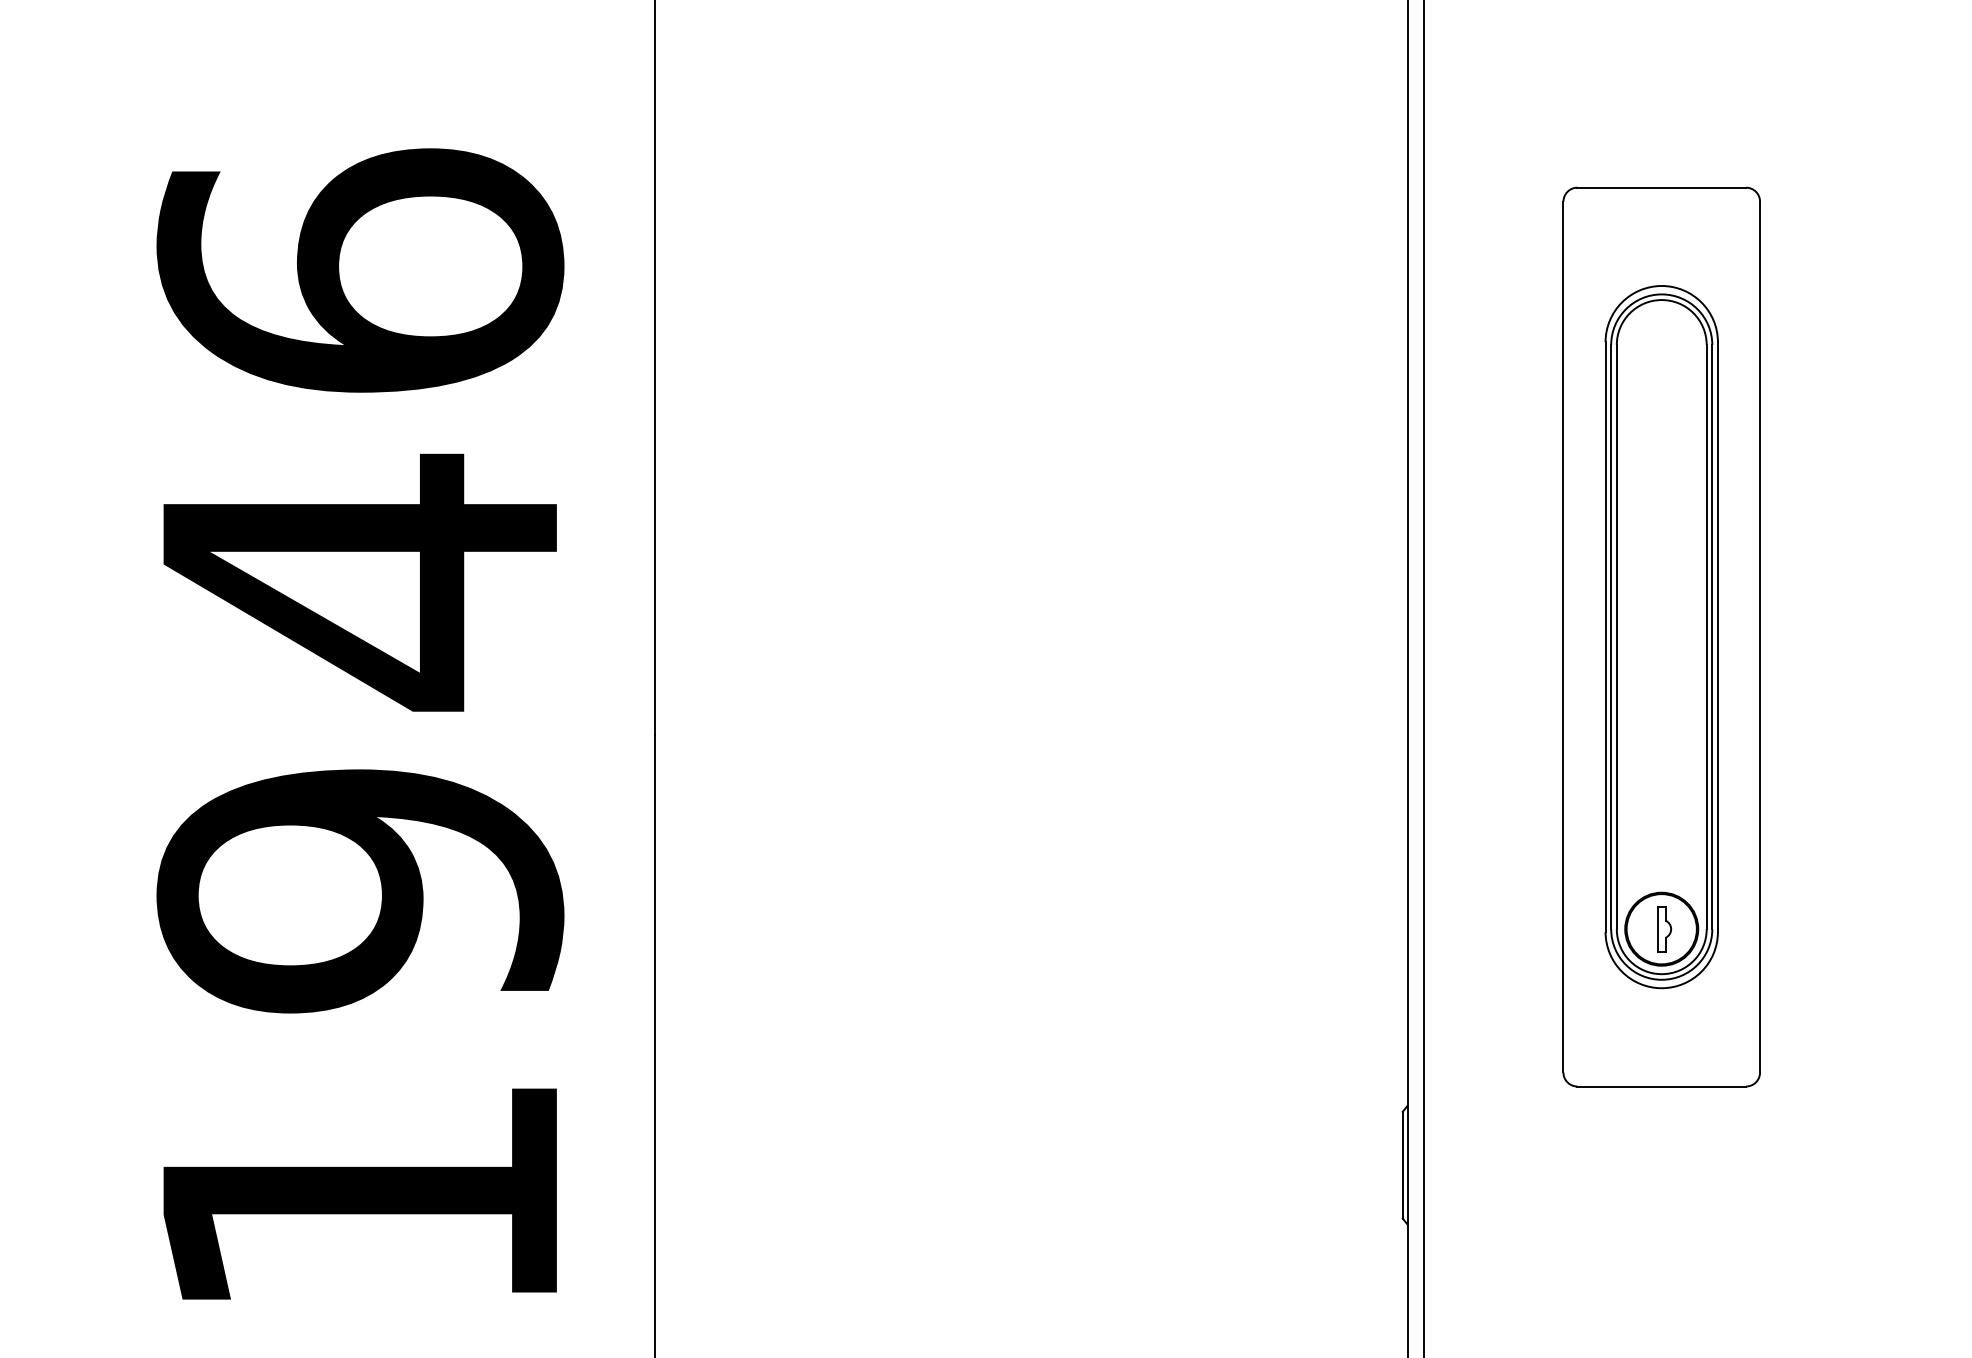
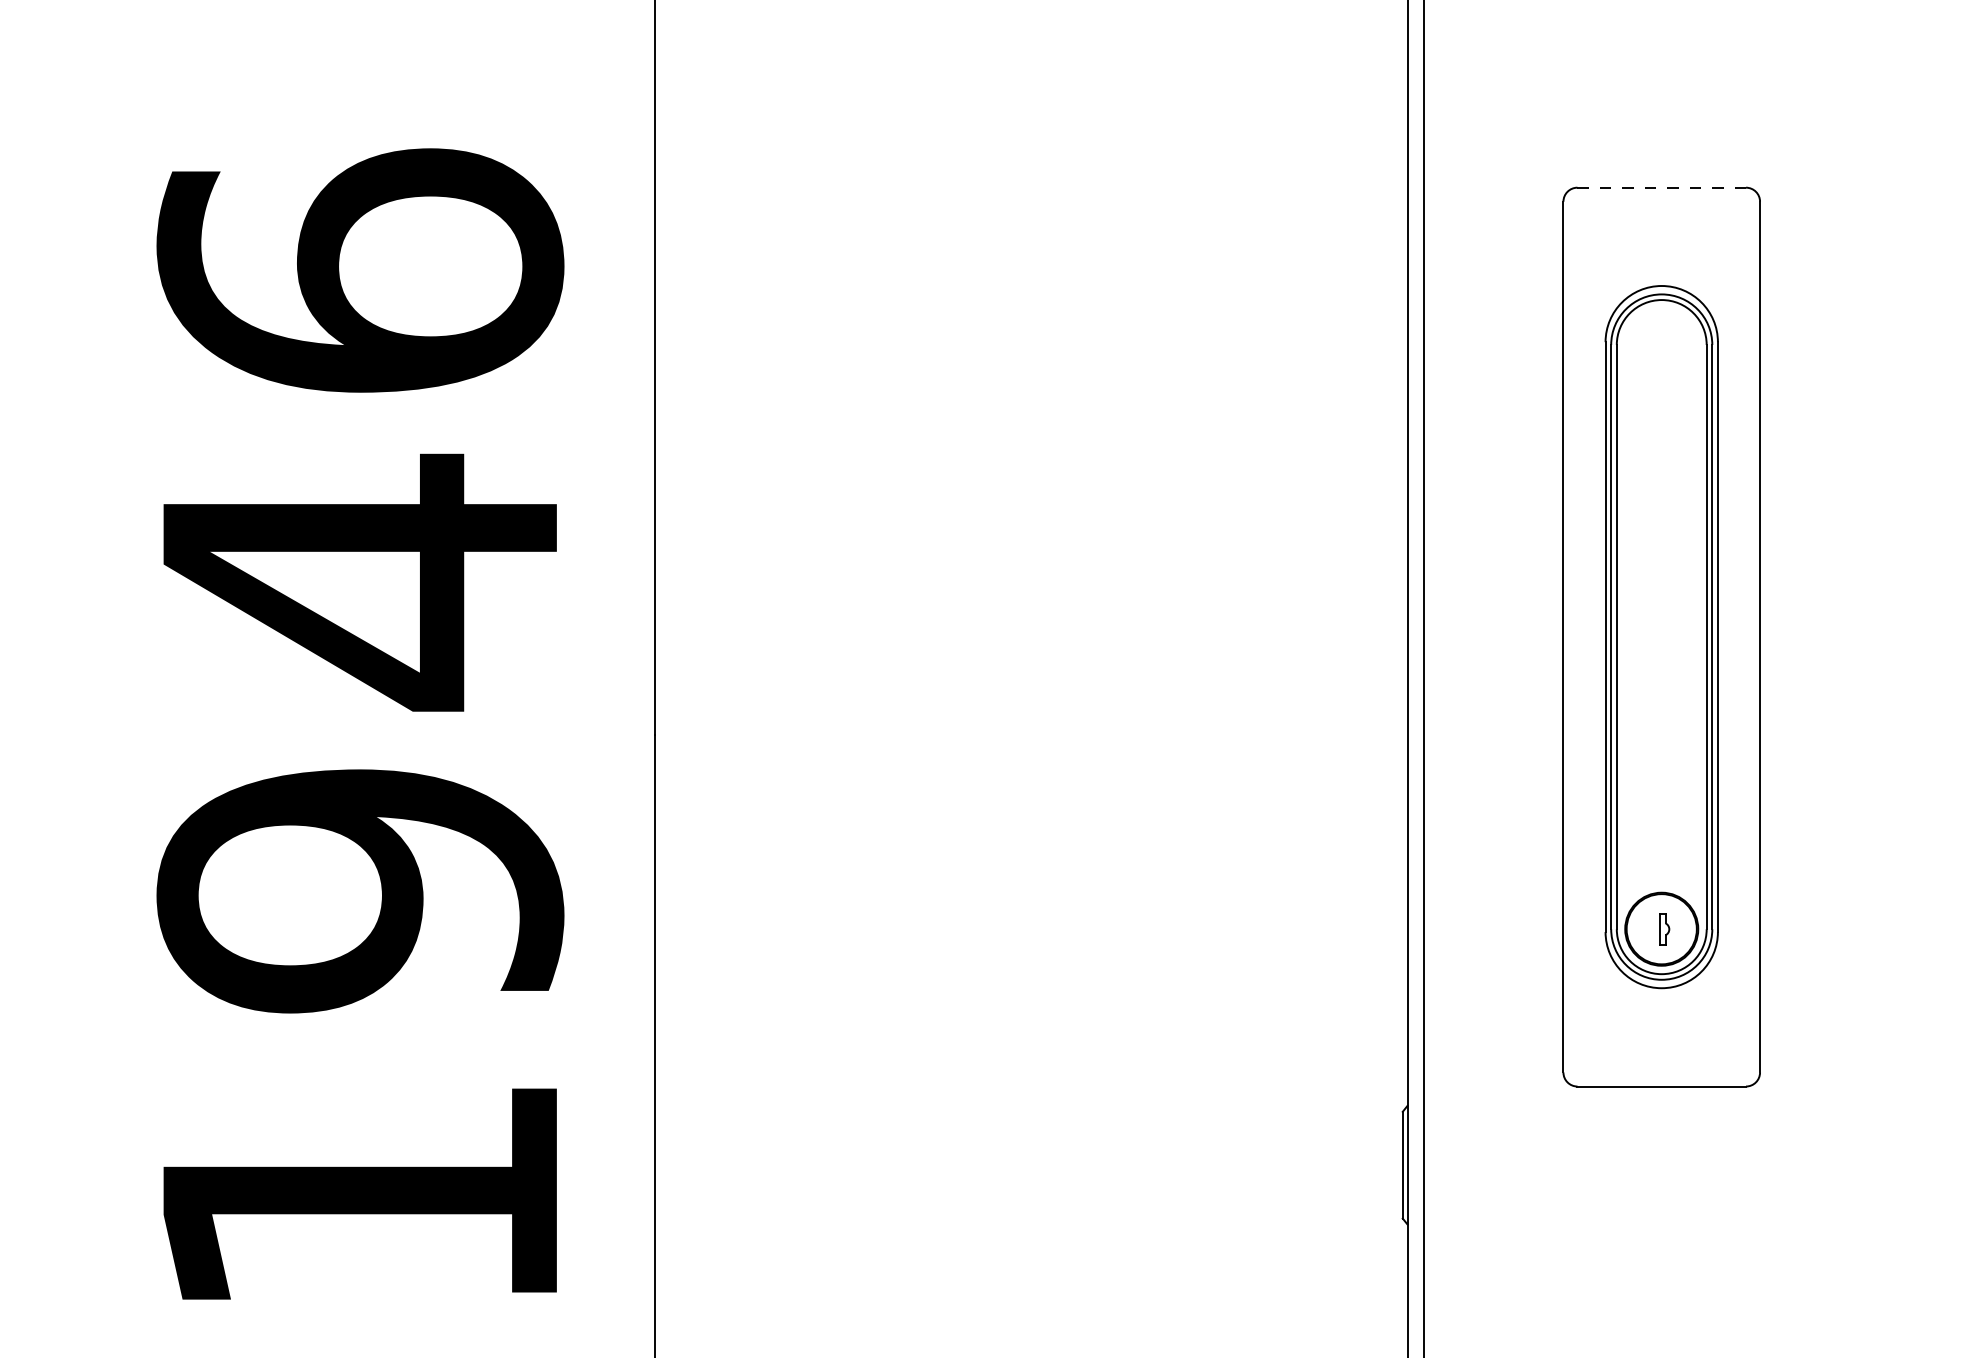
line: solid -> dashed (1661, 187)
part size: 16x47 px -> 12x33 px (1664, 929)
